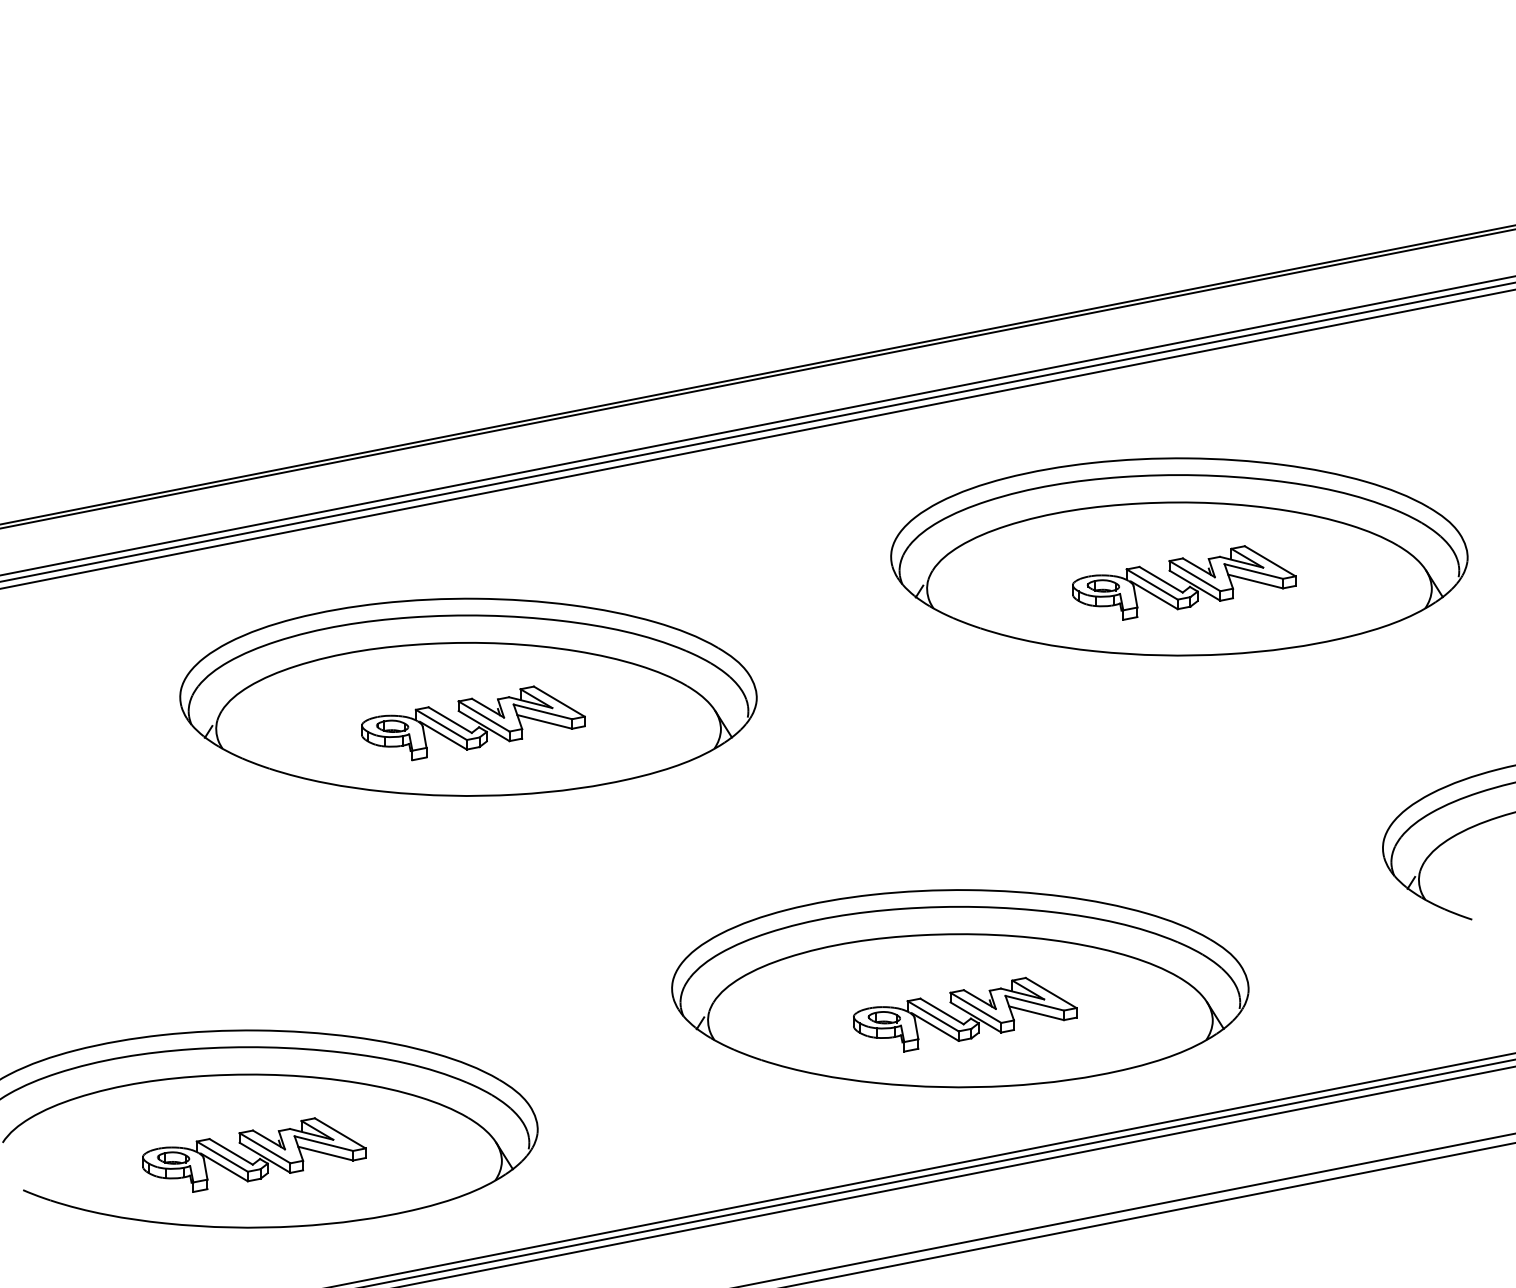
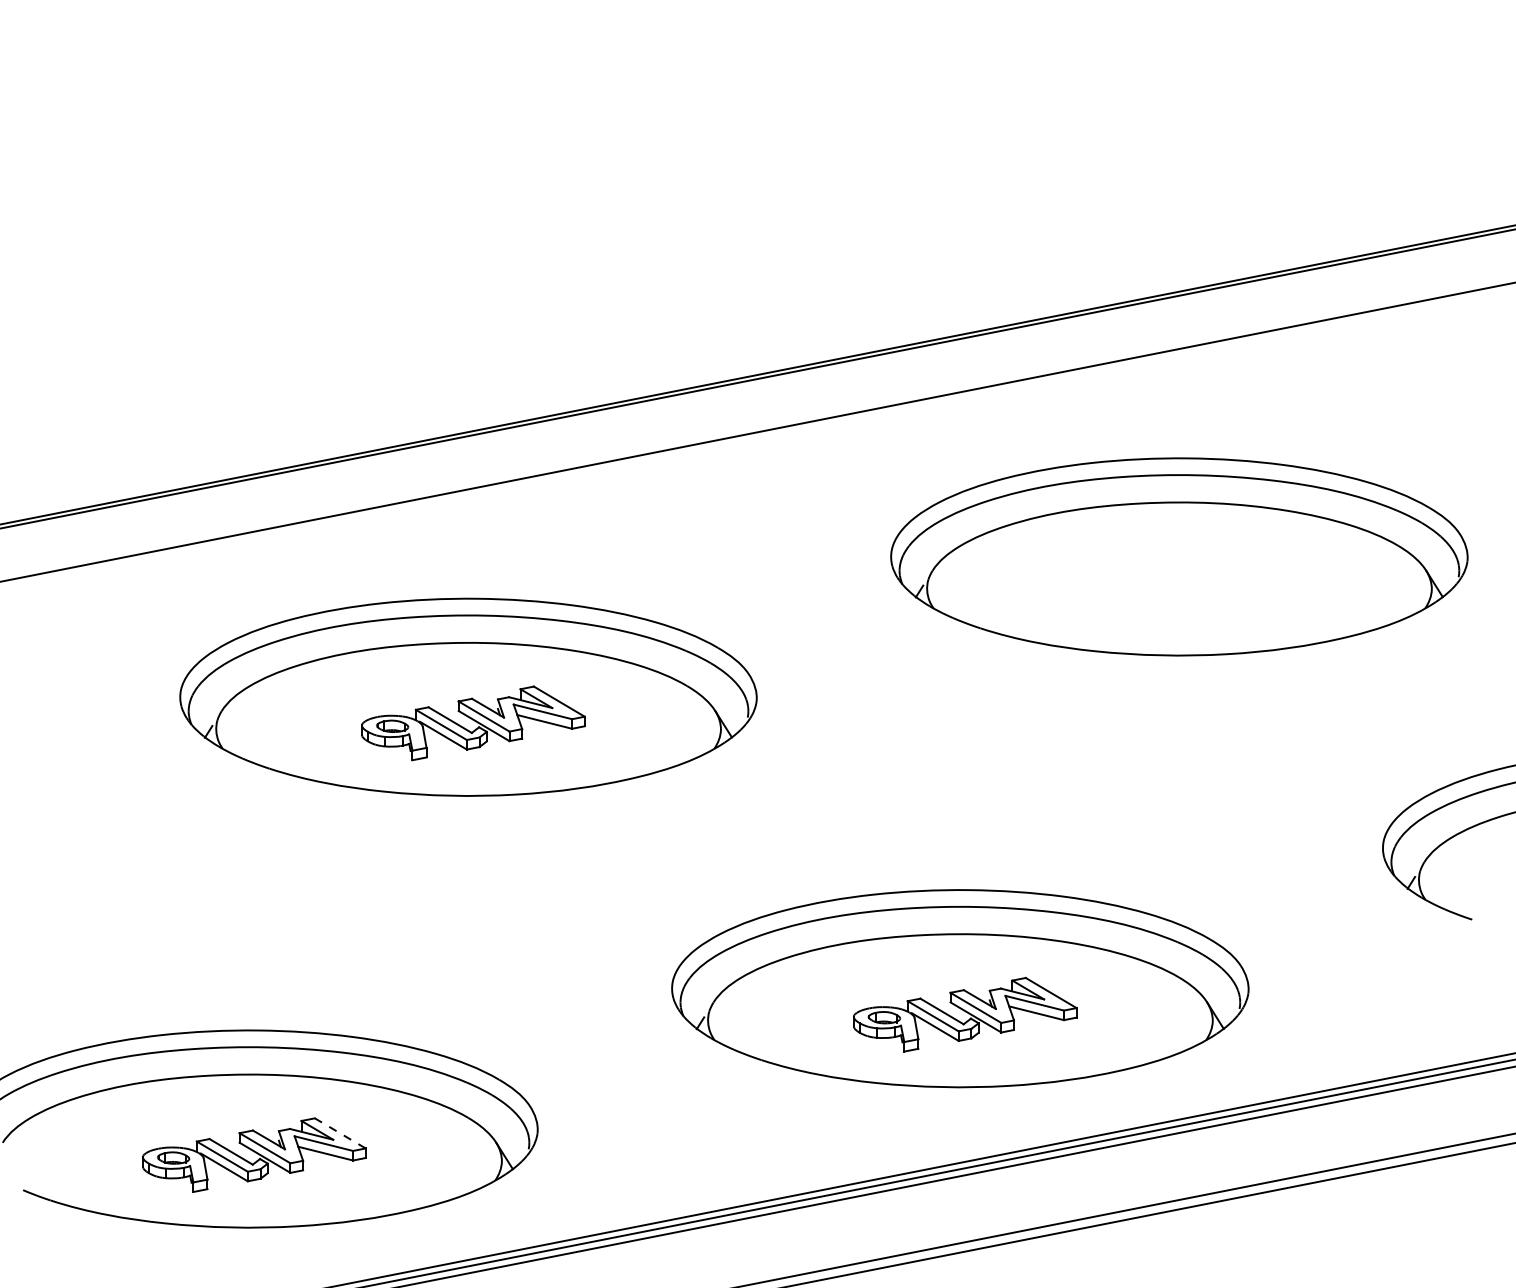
line: present -> none (757, 425)
line: present -> none (757, 439)
part: present -> none (1184, 582)
line: solid -> dashed (340, 1133)
